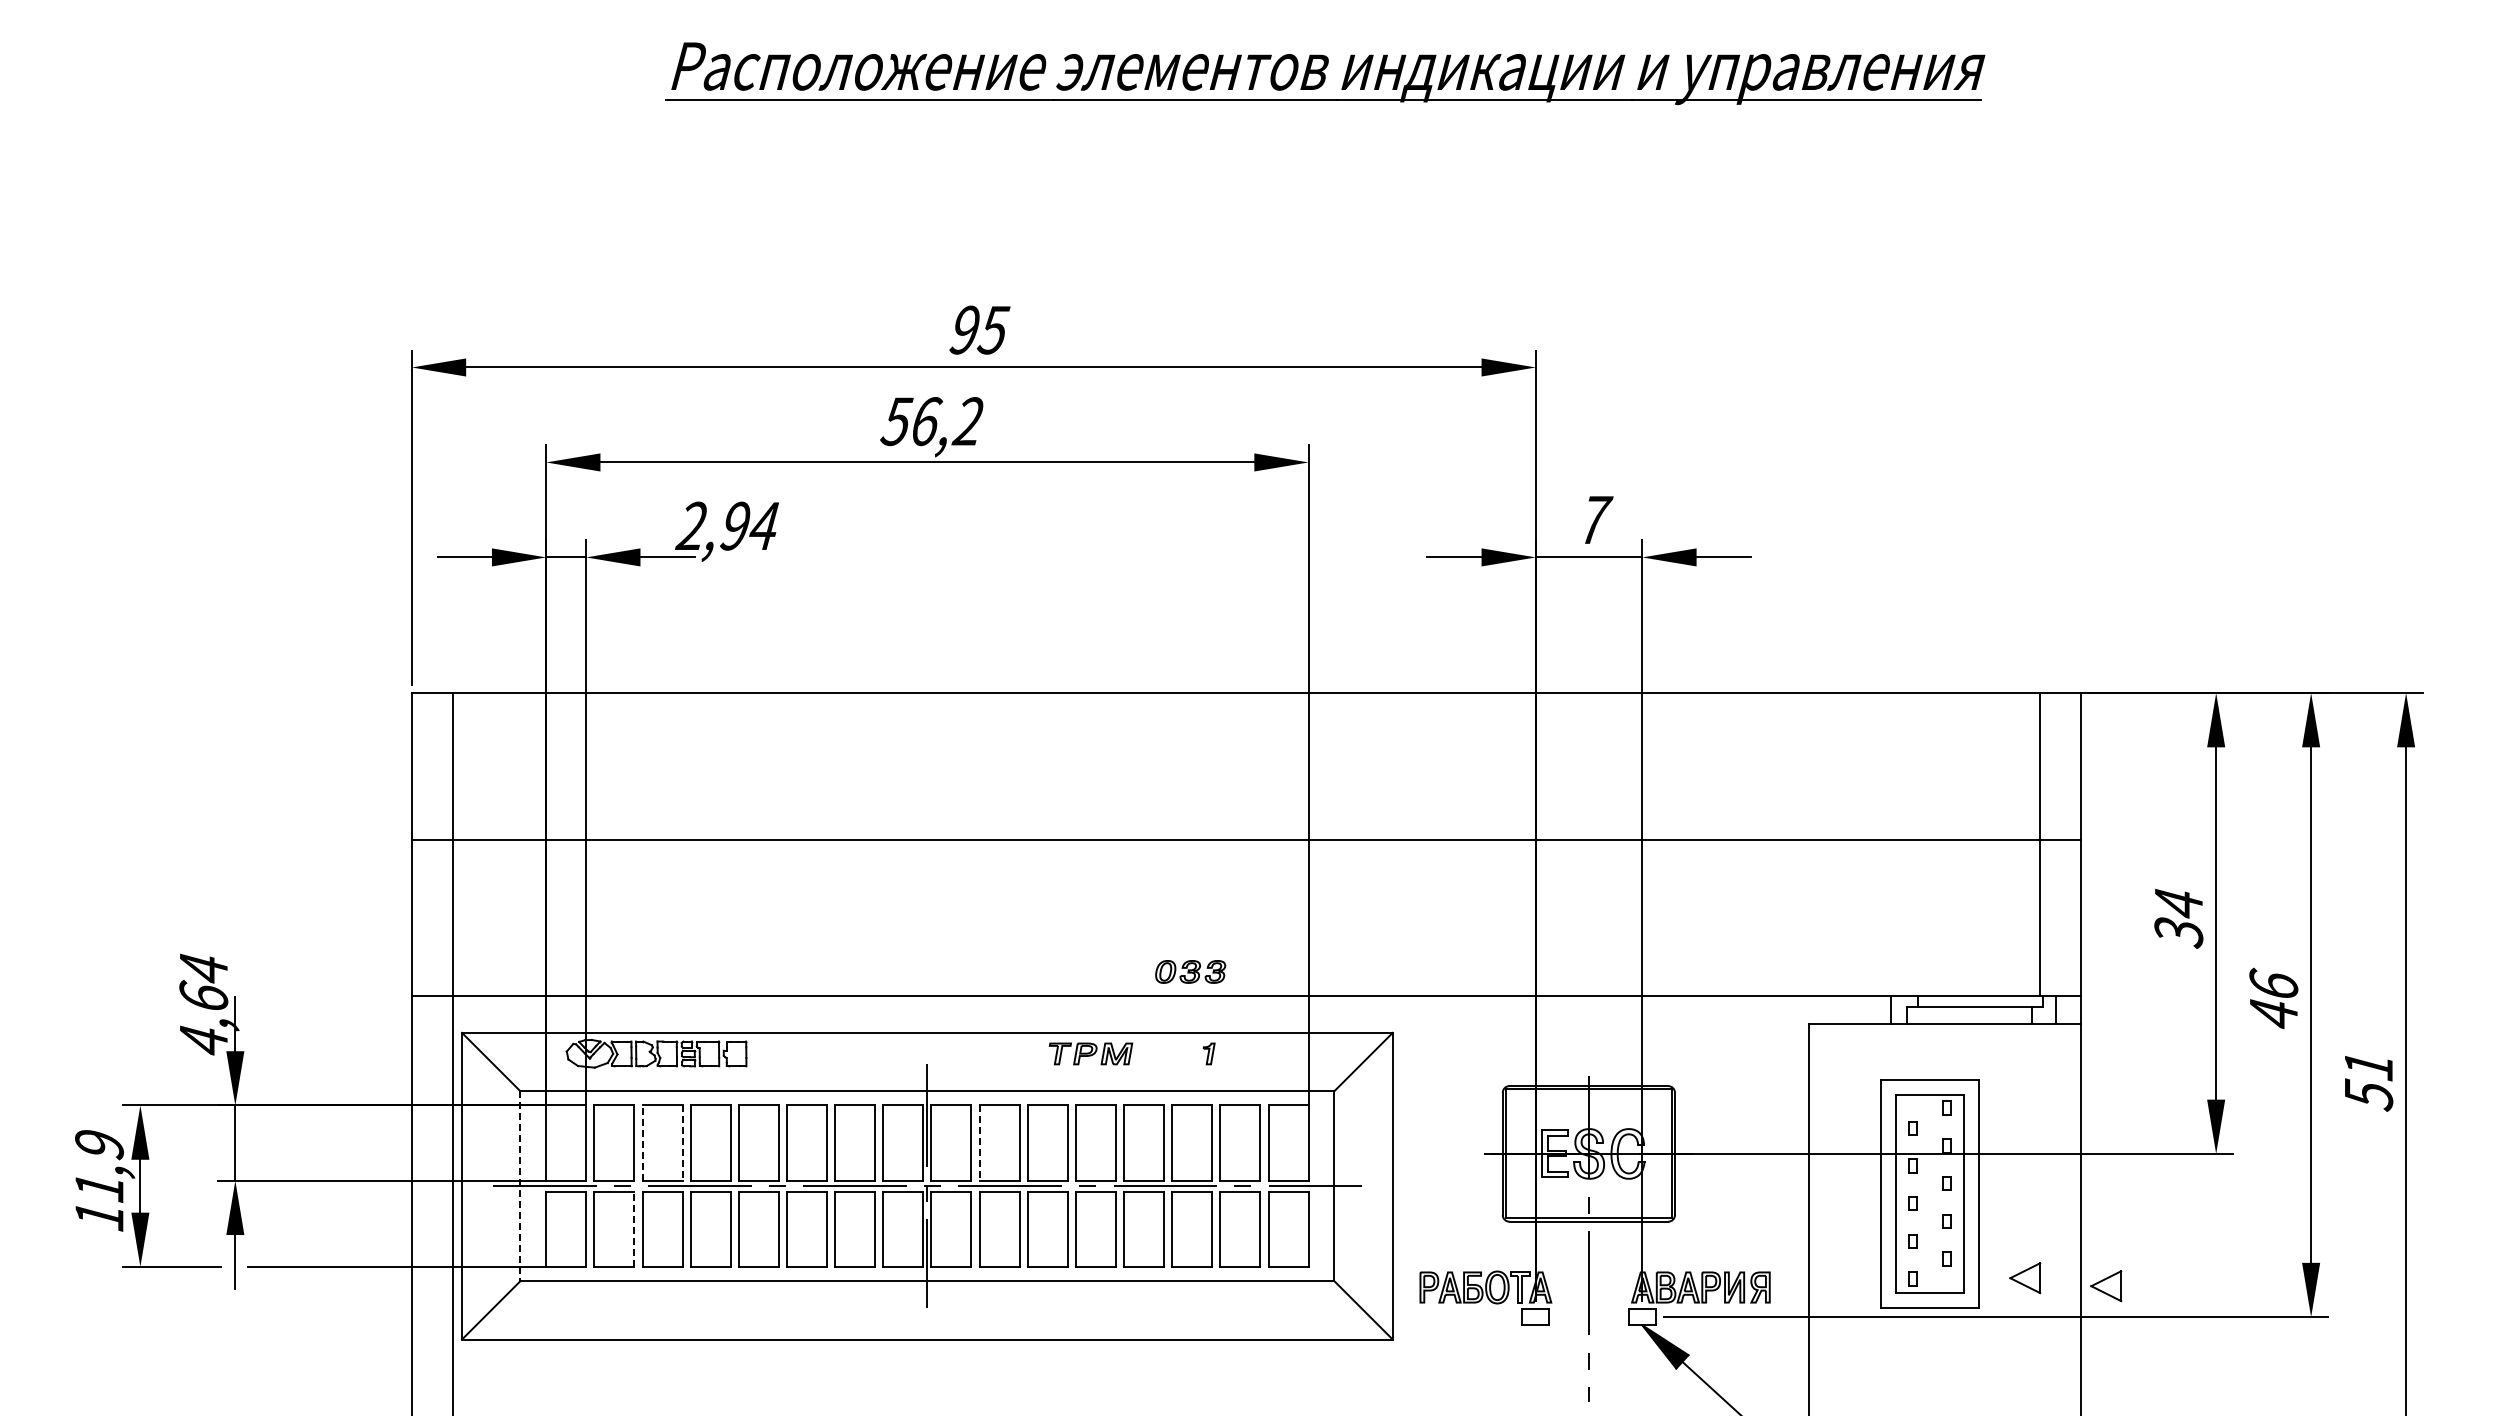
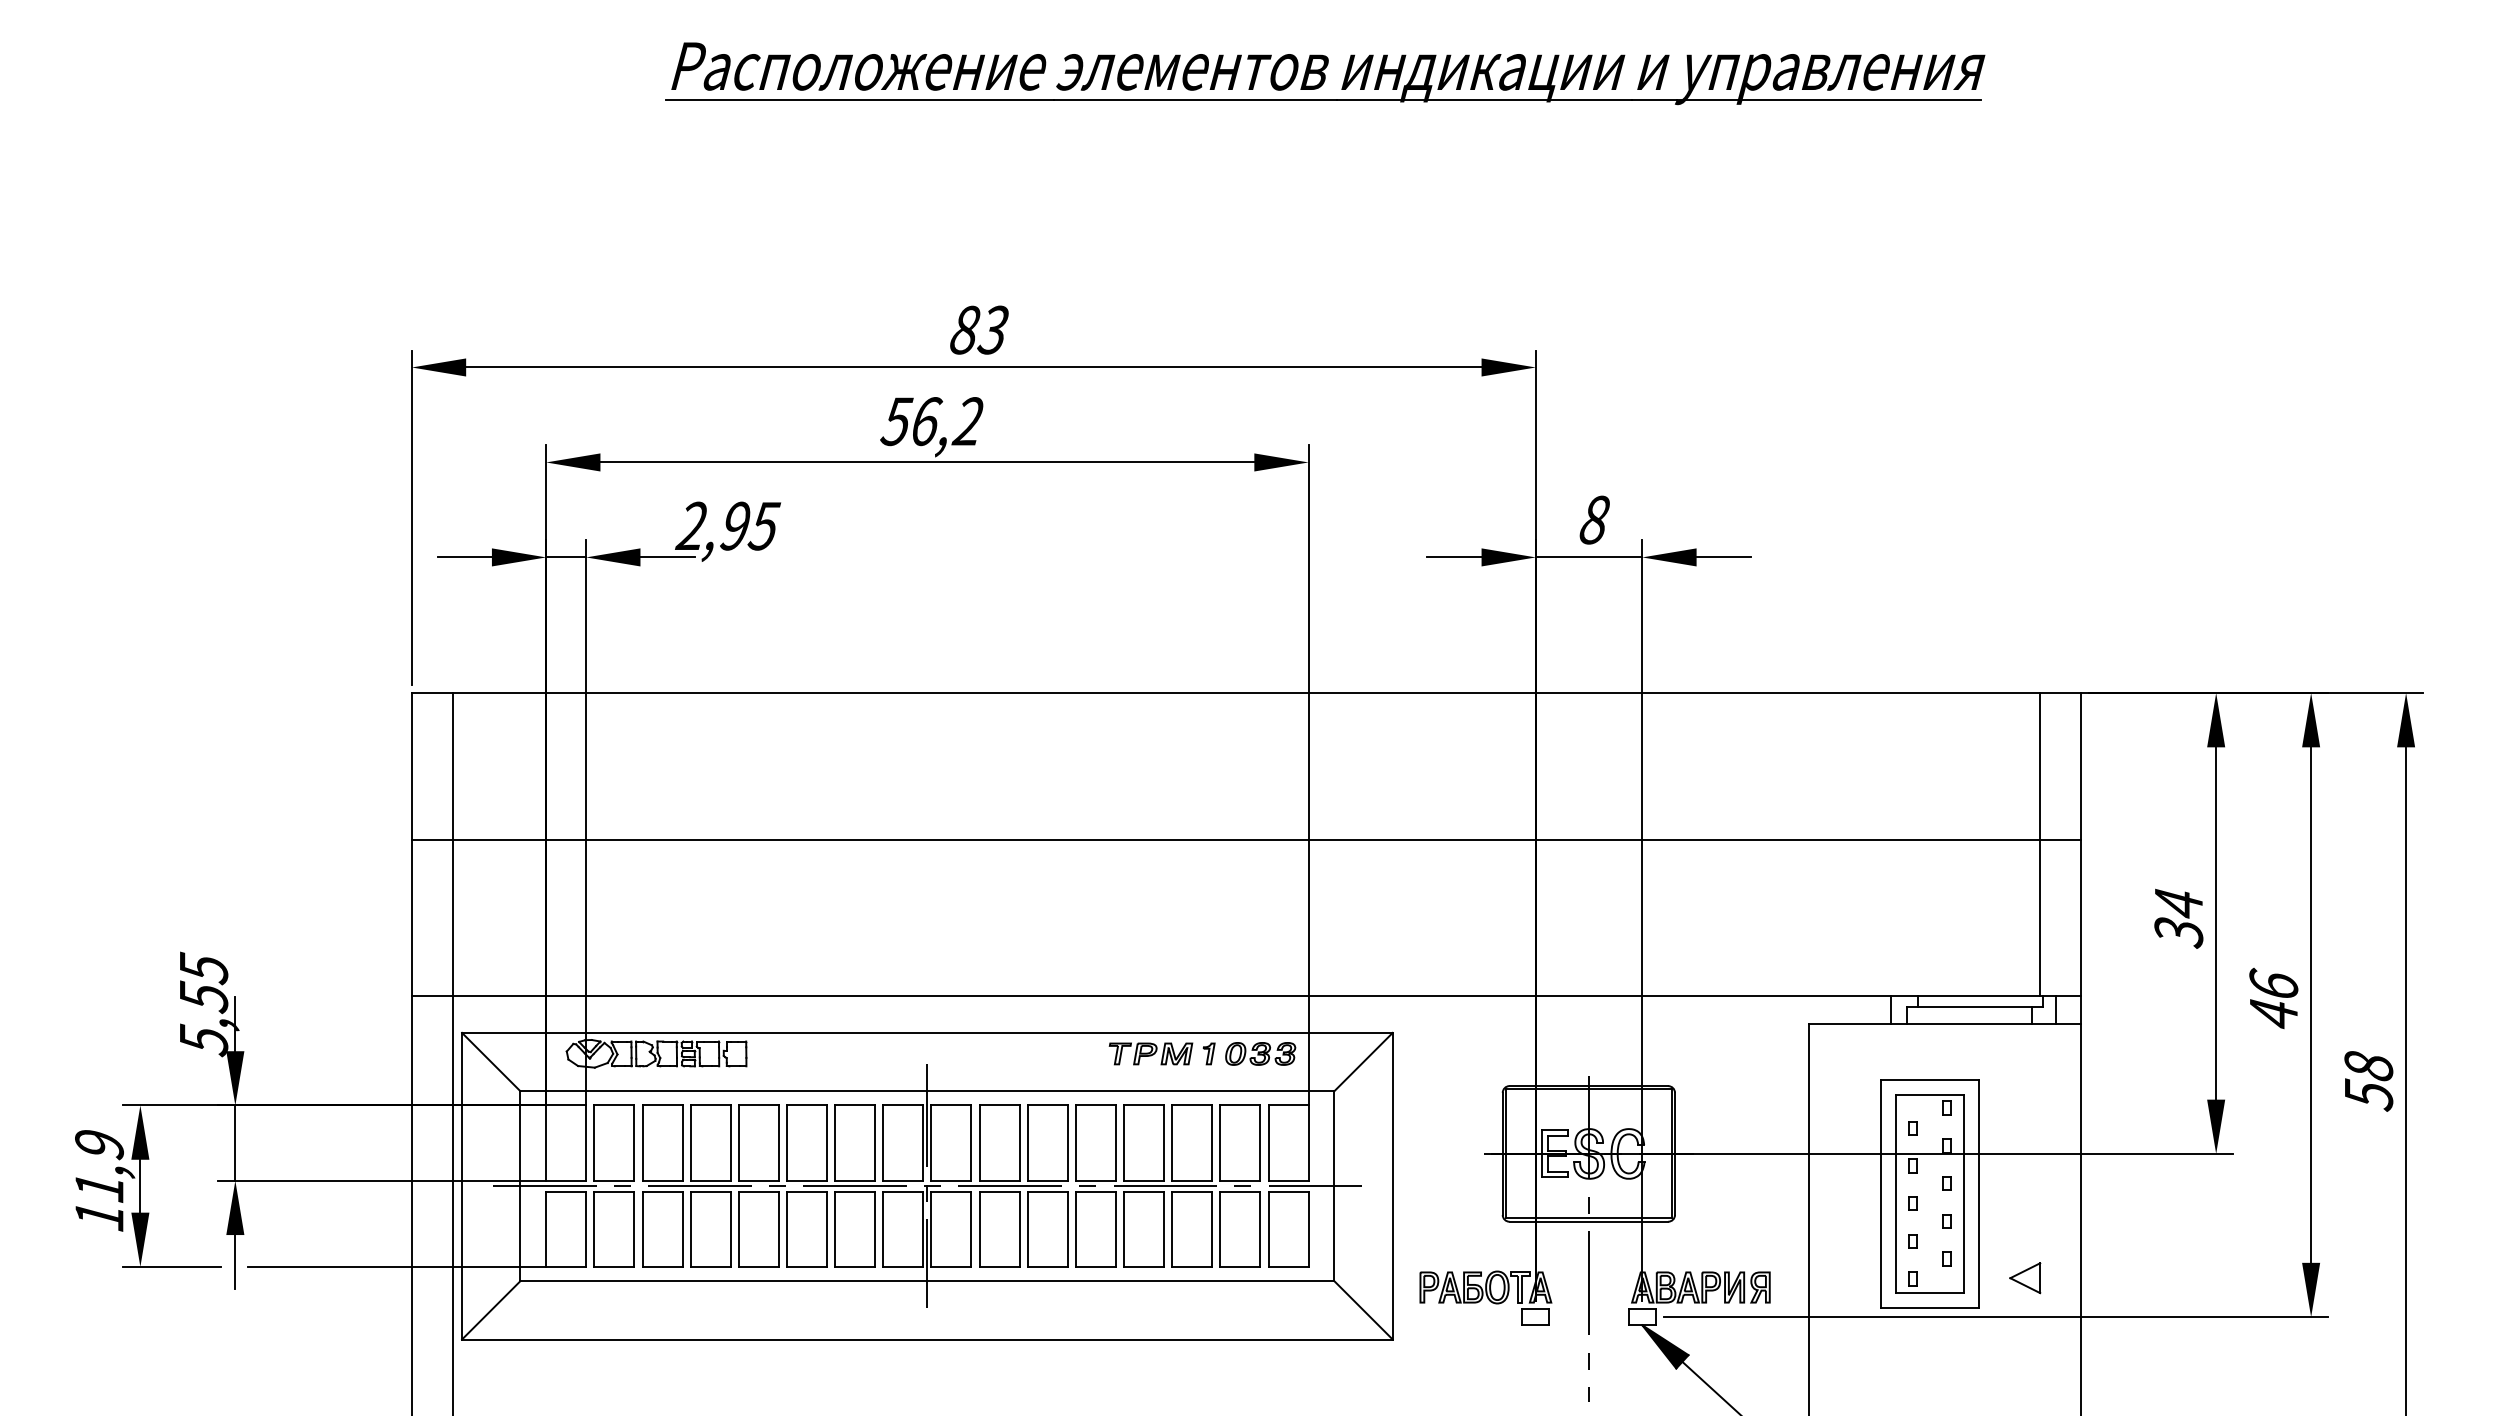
text: 95 -> 83 (979, 329)
text: 7 -> 8 (1596, 519)
text: 2,94 -> 2,95 (764, 526)
part position: (1190, 971) -> (1260, 1053) (1260, 1053)
text: 4,64 -> 5,55 (203, 1004)
part position: (1090, 1053) -> (1150, 1053) (1150, 1053)
text: 51 -> 58 (2368, 1066)
line: dashed -> solid (642, 1143)
line: dashed -> solid (682, 1143)
line: dashed -> solid (979, 1143)
line: dashed -> solid (520, 1186)
line: dashed -> solid (634, 1229)
part: present -> none (2106, 1286)
